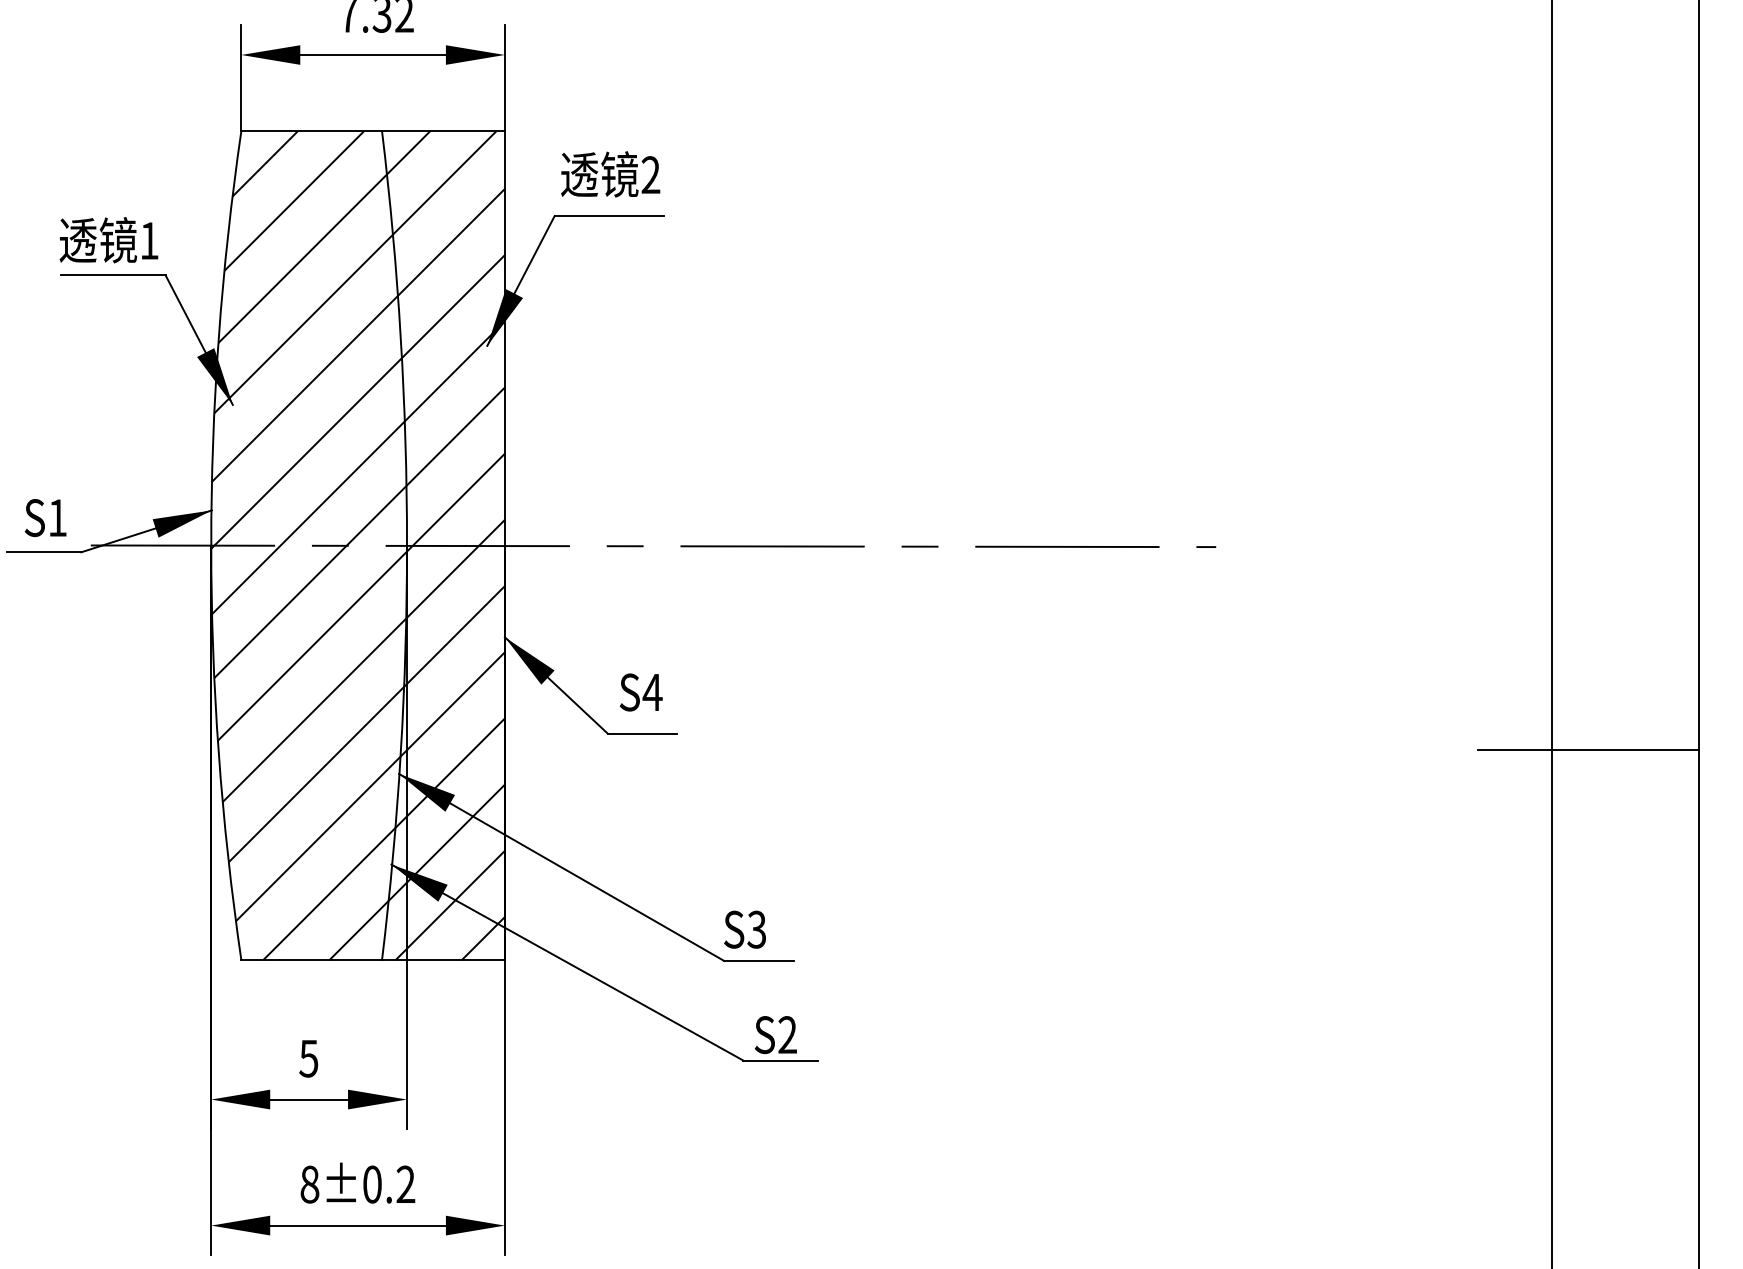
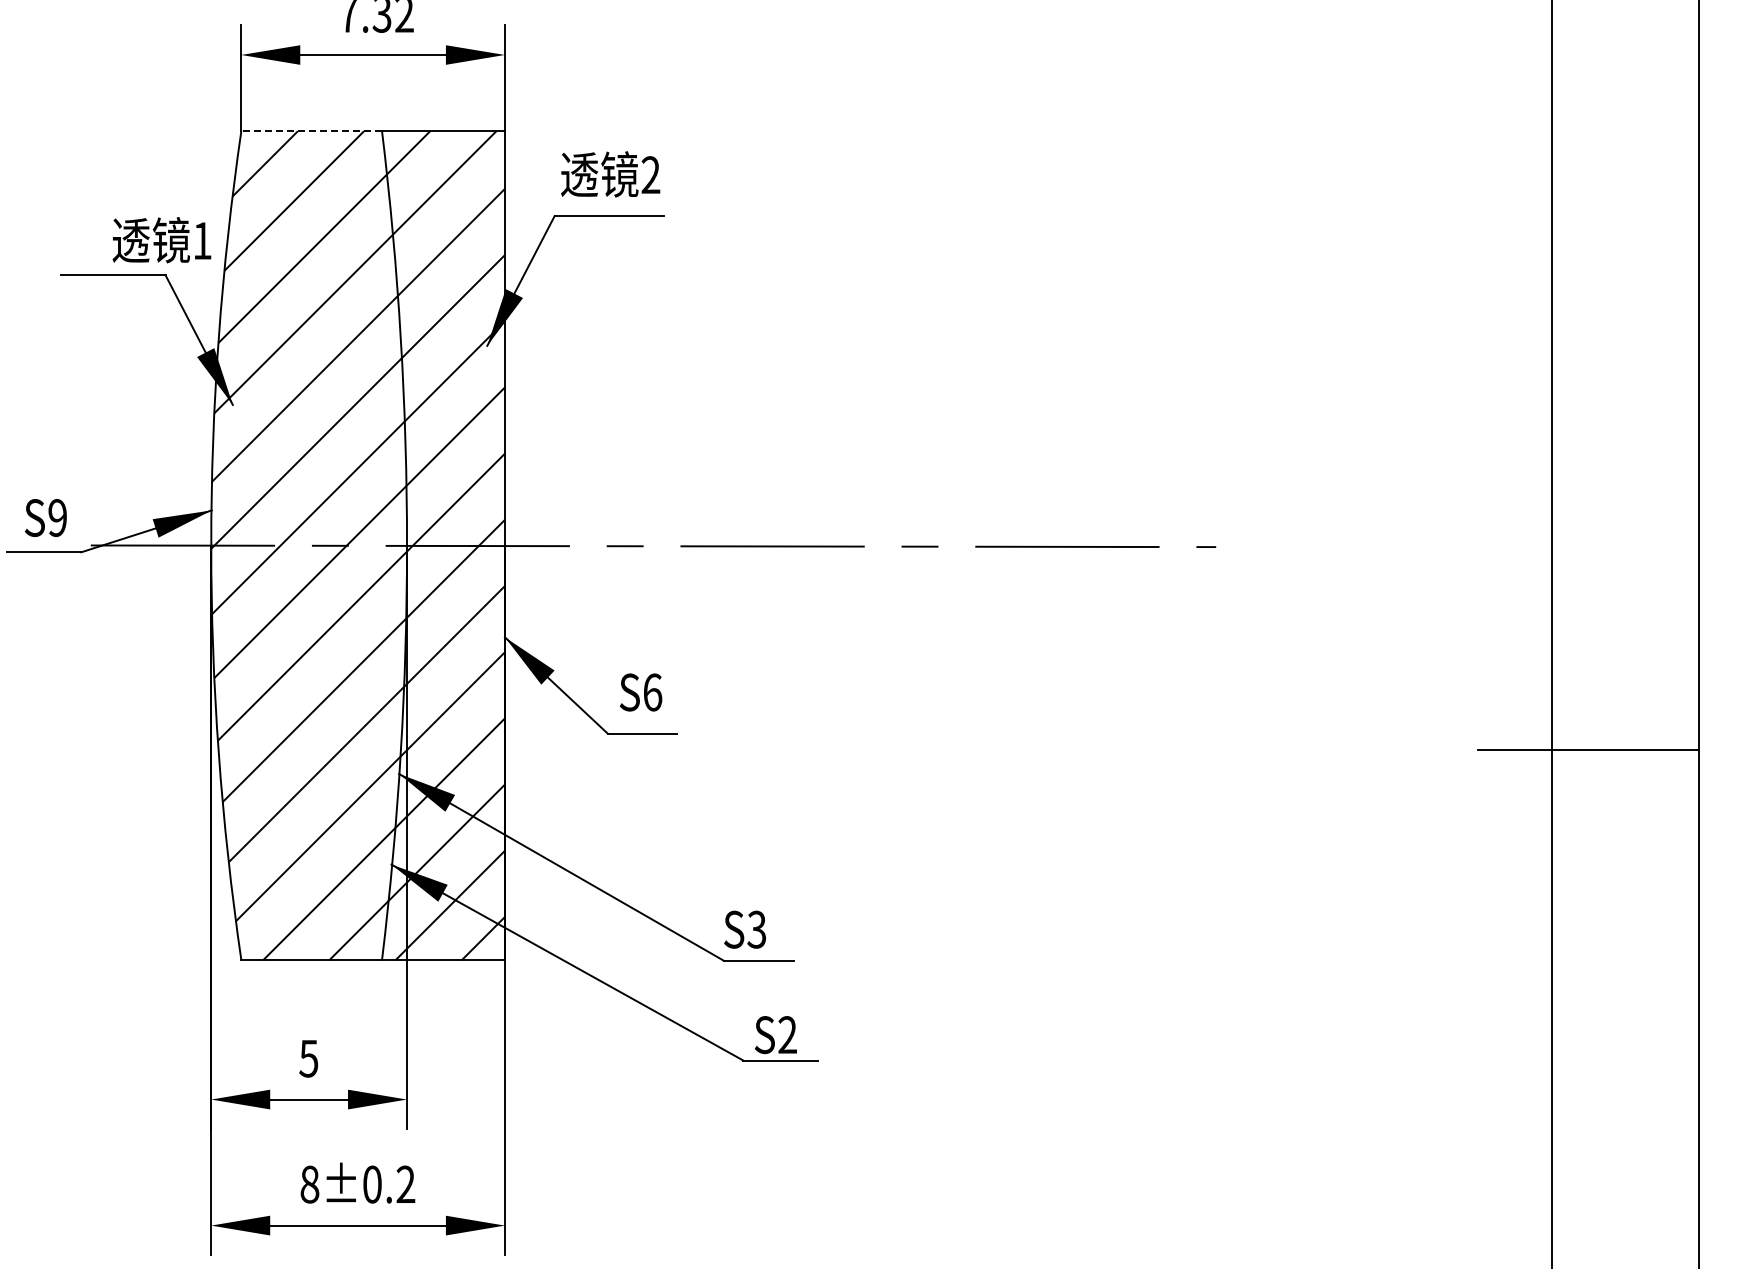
line: solid -> dashed (311, 131)
text position: (108, 240) -> (161, 240) (161, 240)
text: S1 -> S9 (57, 518)
text: S4 -> S6 (652, 692)
